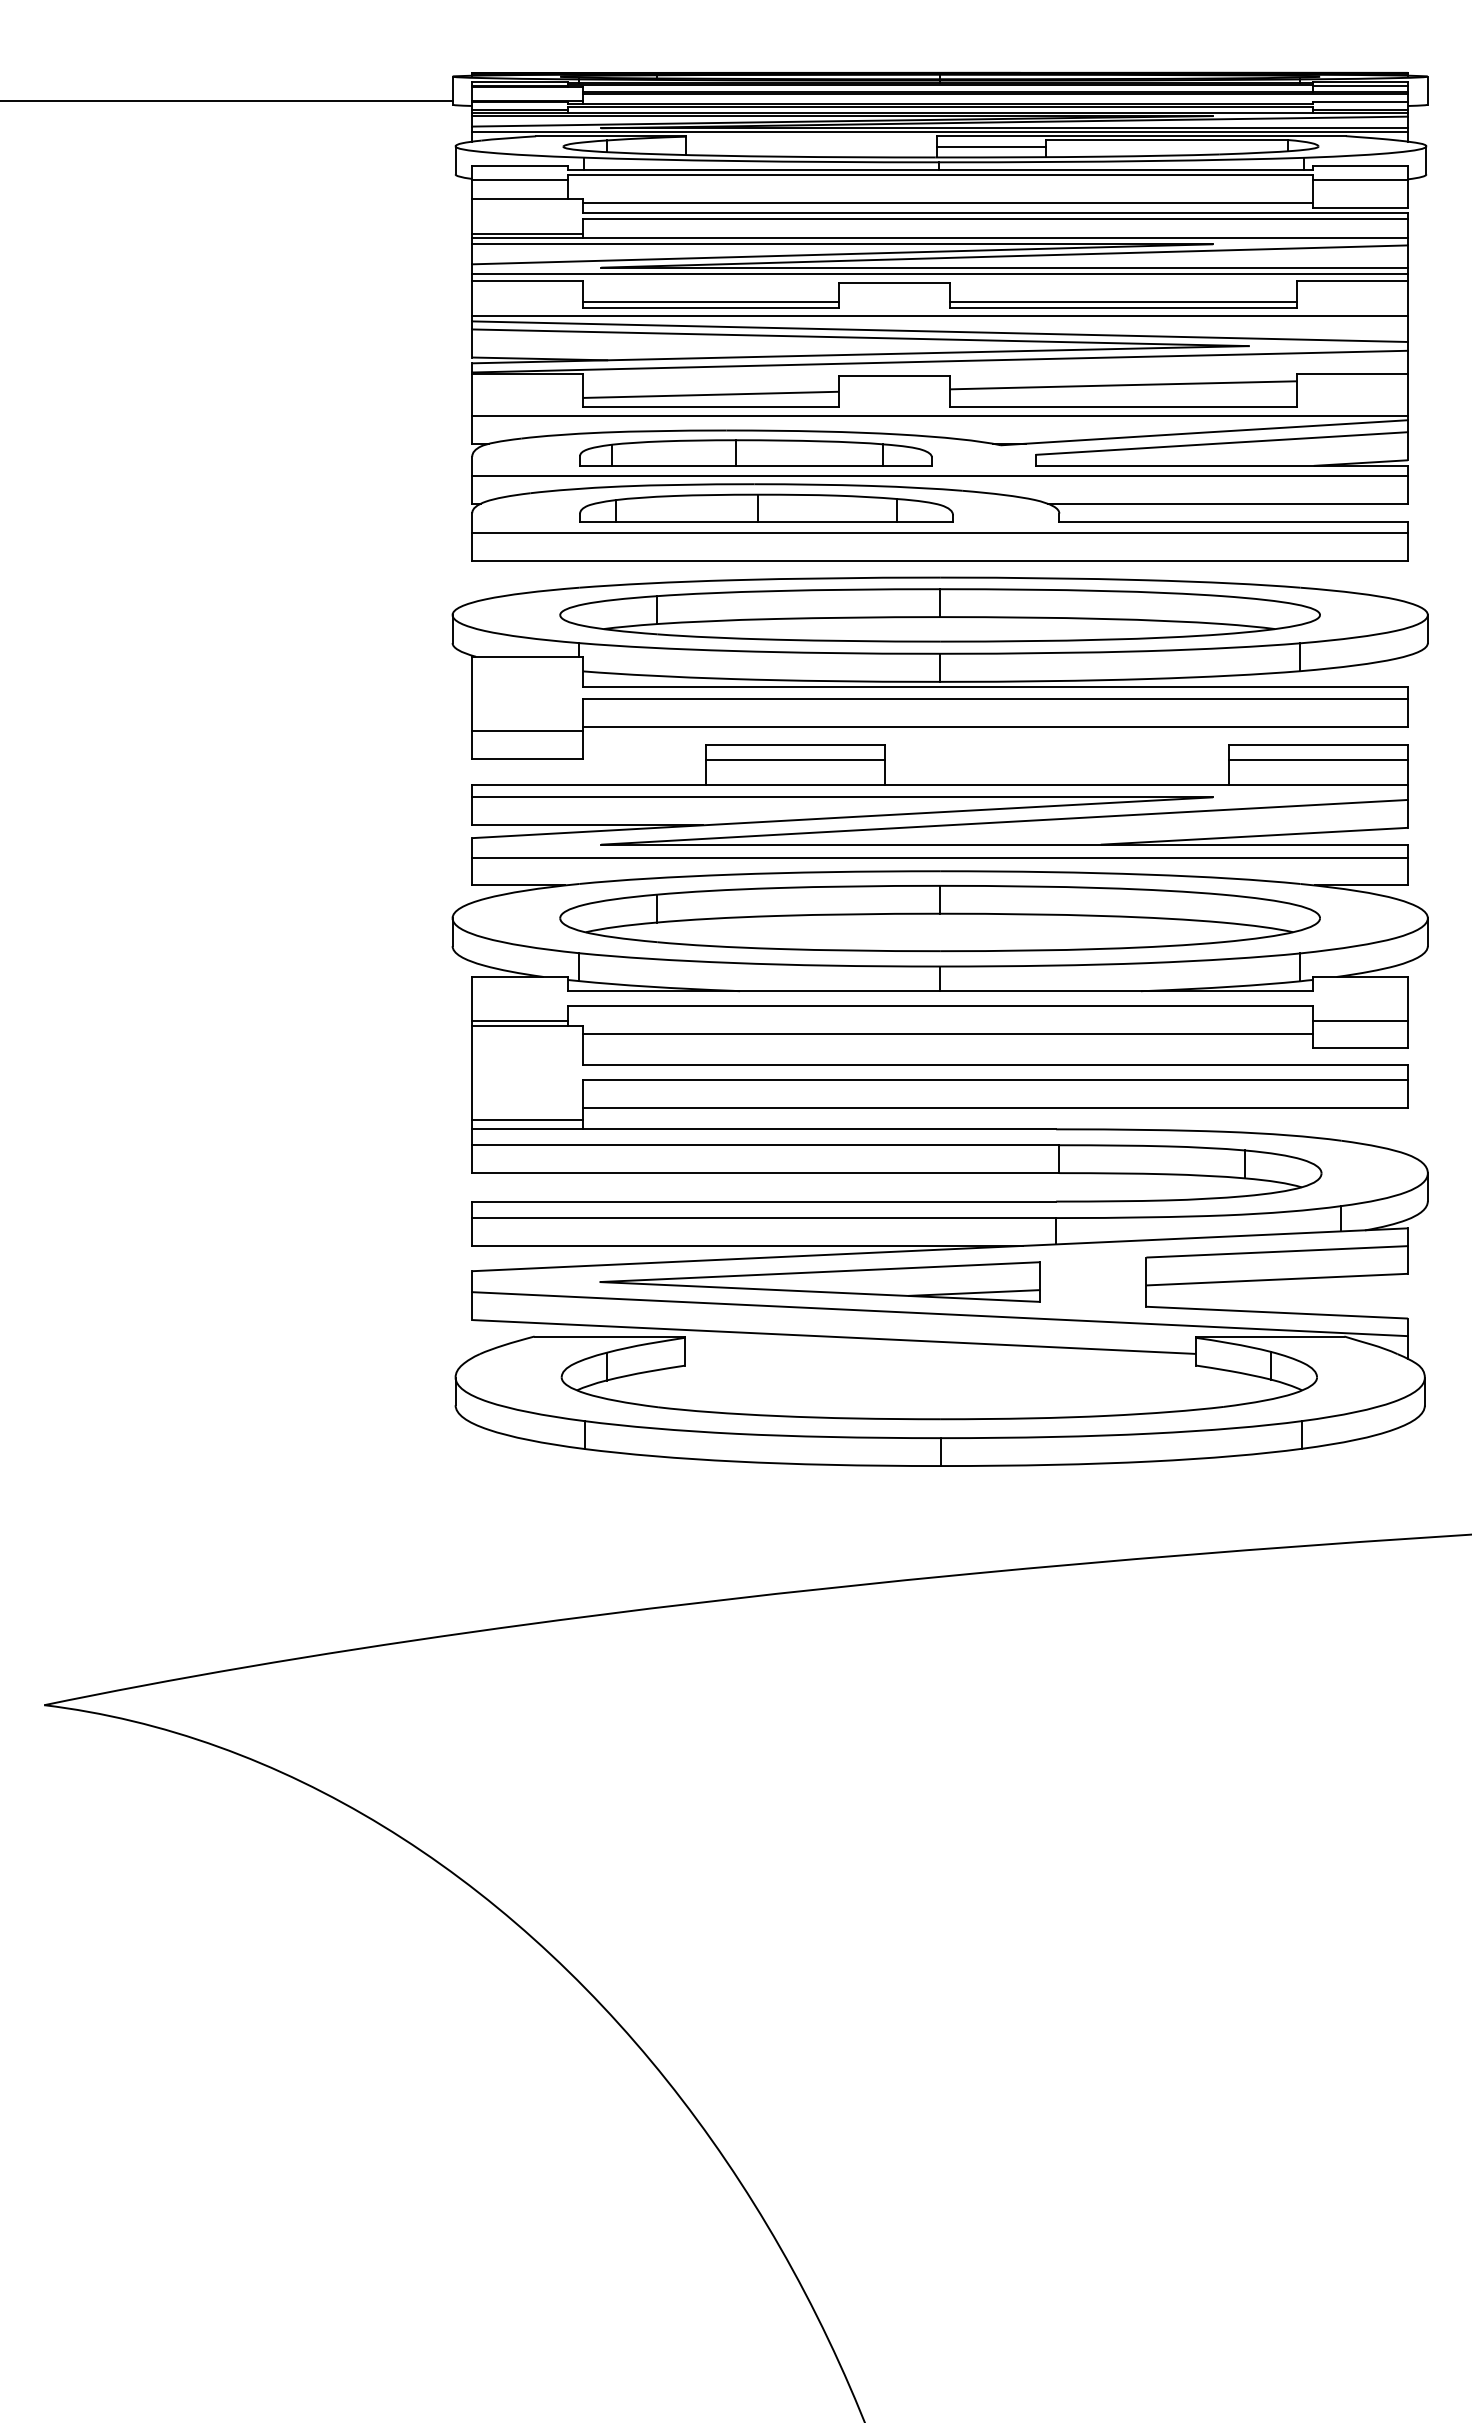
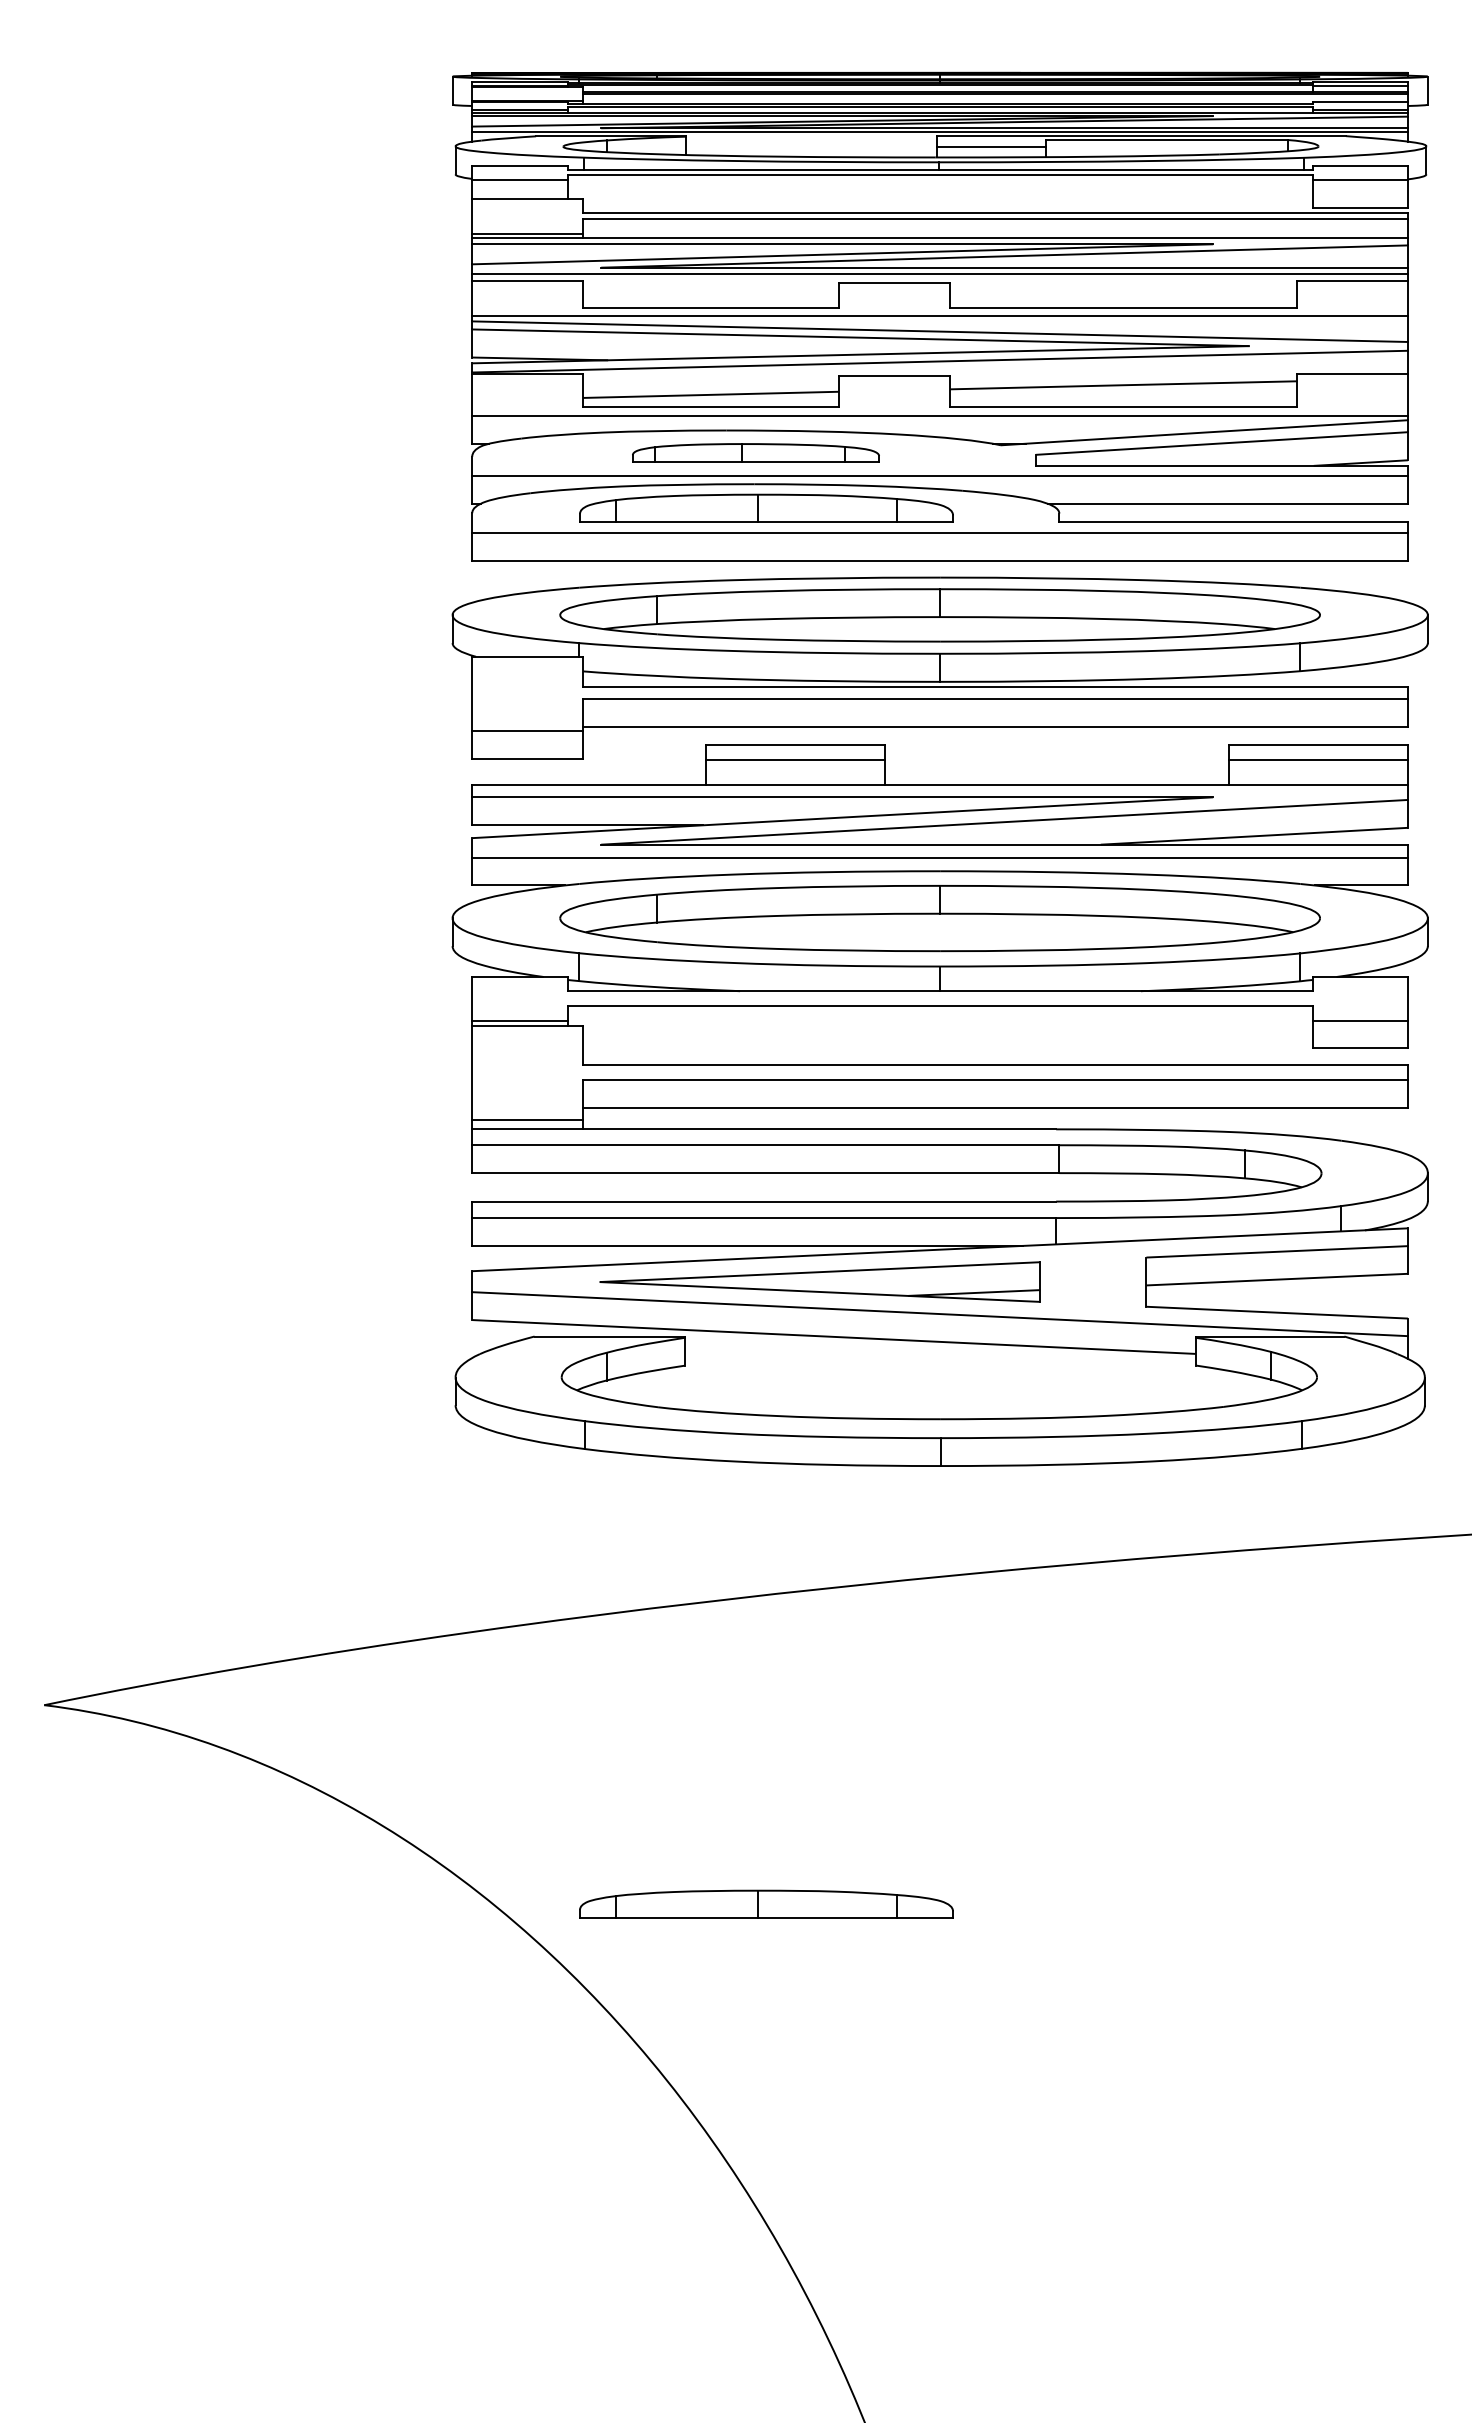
line: present -> none (227, 100)
line: present -> none (947, 203)
line: present -> none (711, 302)
line: present -> none (1123, 302)
part size: 354x28 px -> 248x20 px (755, 452)
line: present -> none (947, 1034)
part: none -> present (766, 1903)
